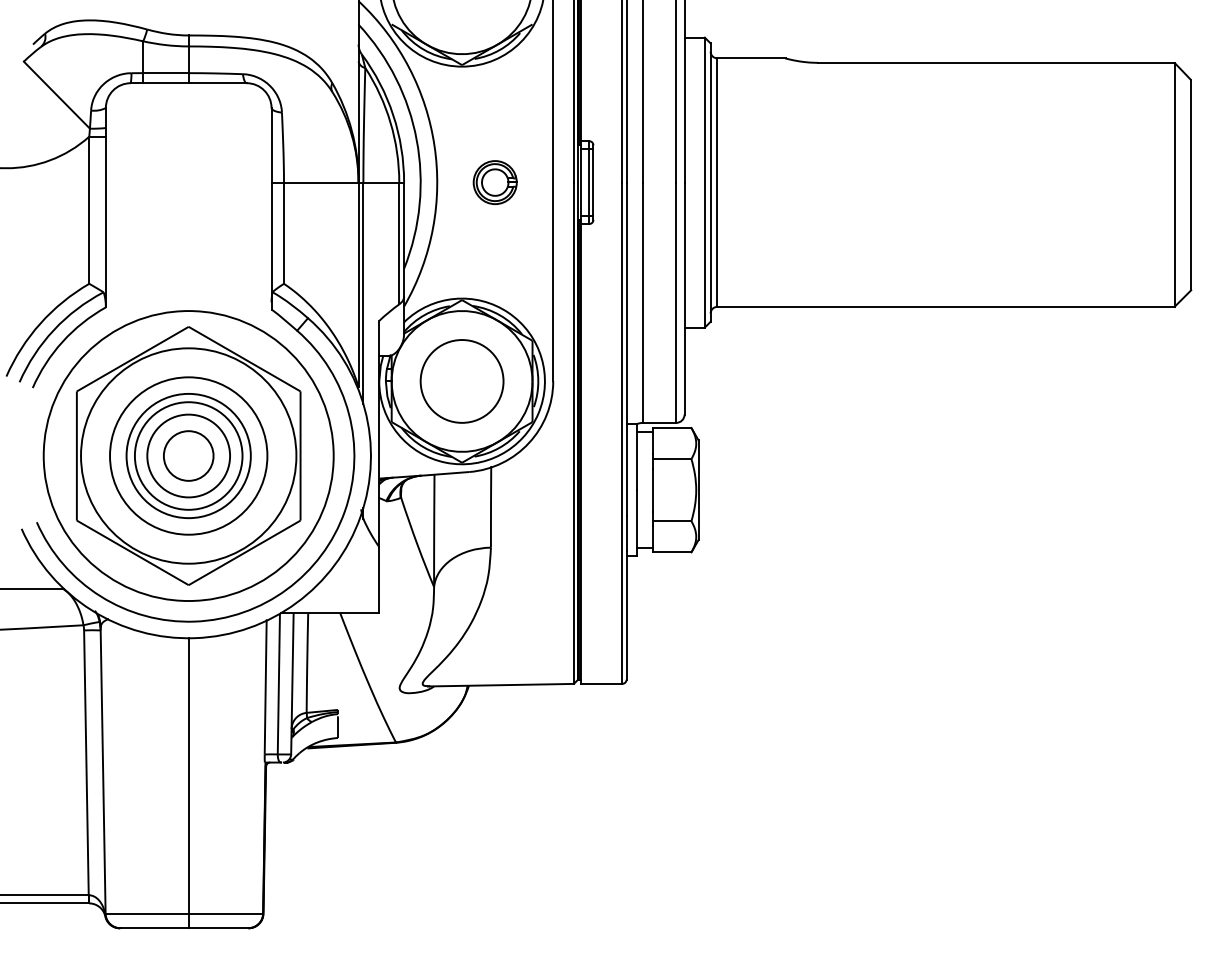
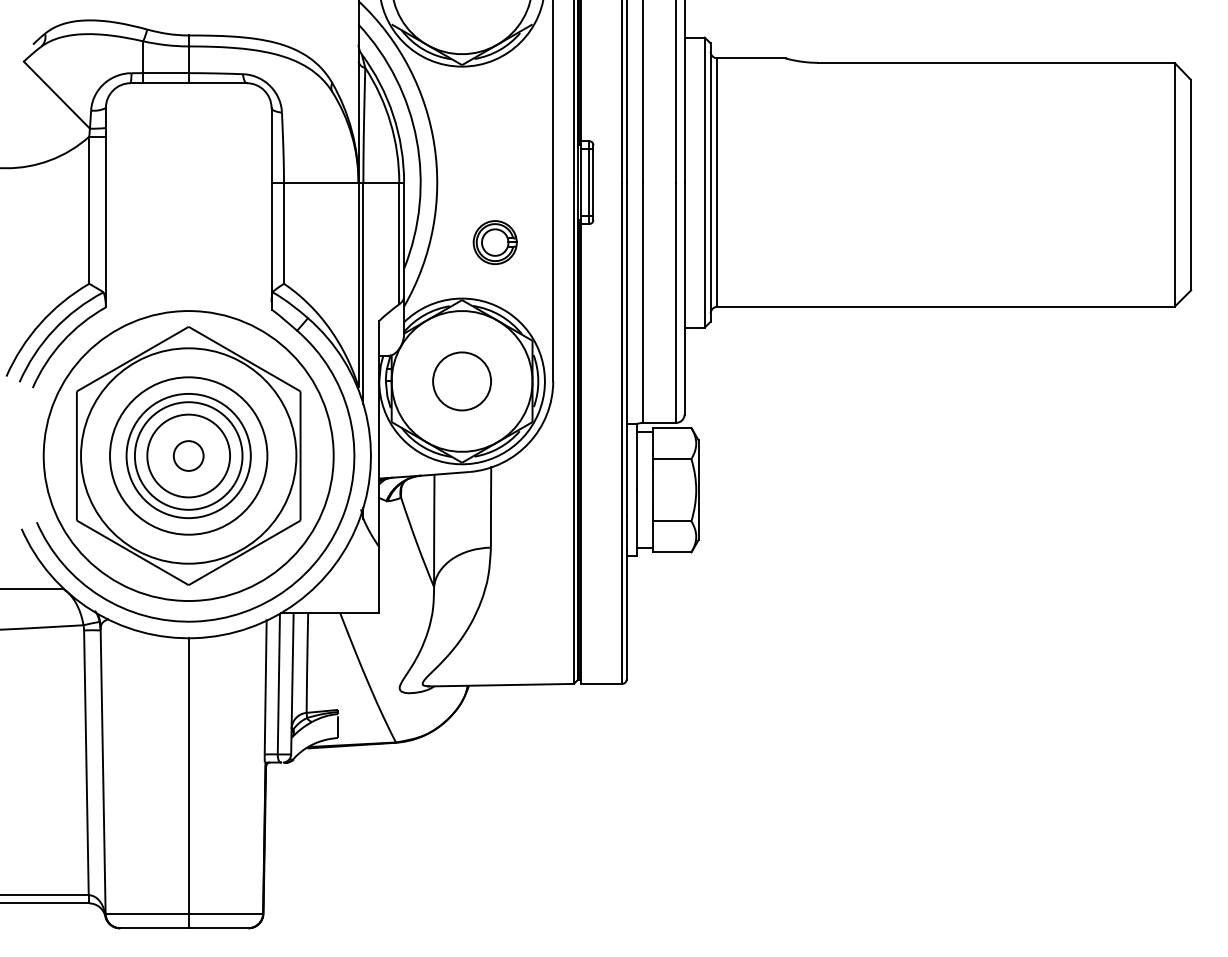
part position: (494, 182) -> (494, 242) (494, 242)
circle diameter: 83 px -> 58 px (462, 381)
circle diameter: 50 px -> 30 px (188, 455)
